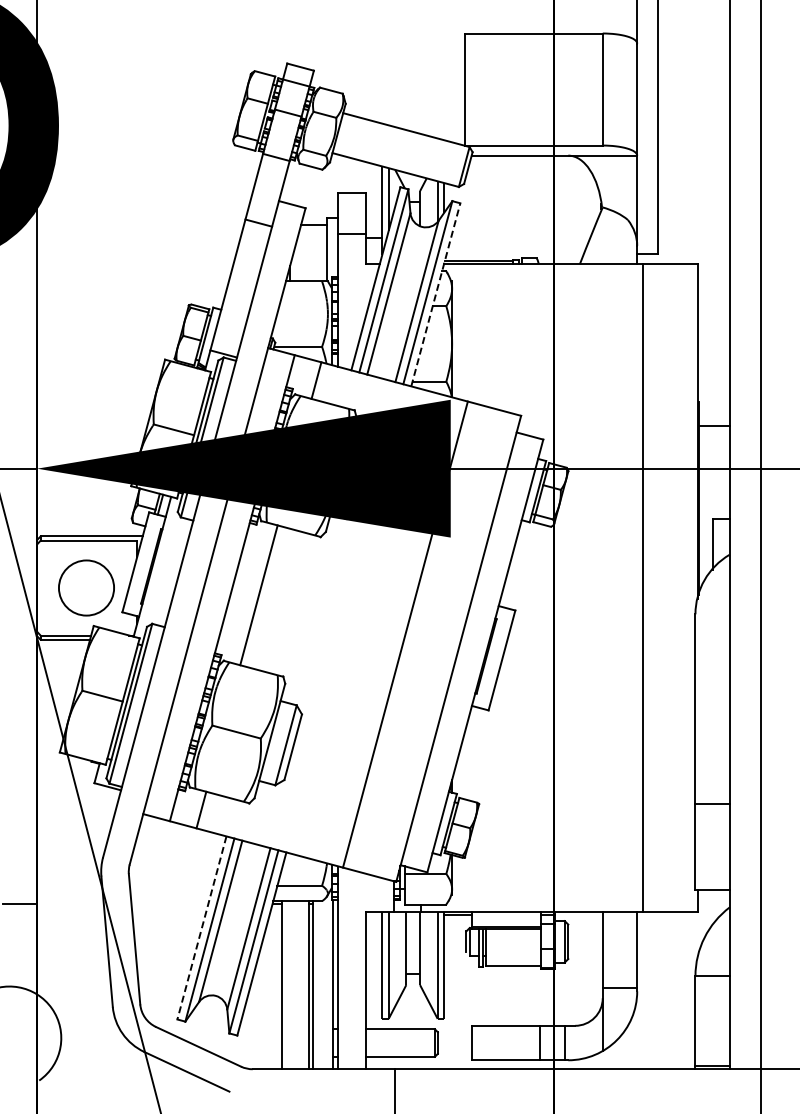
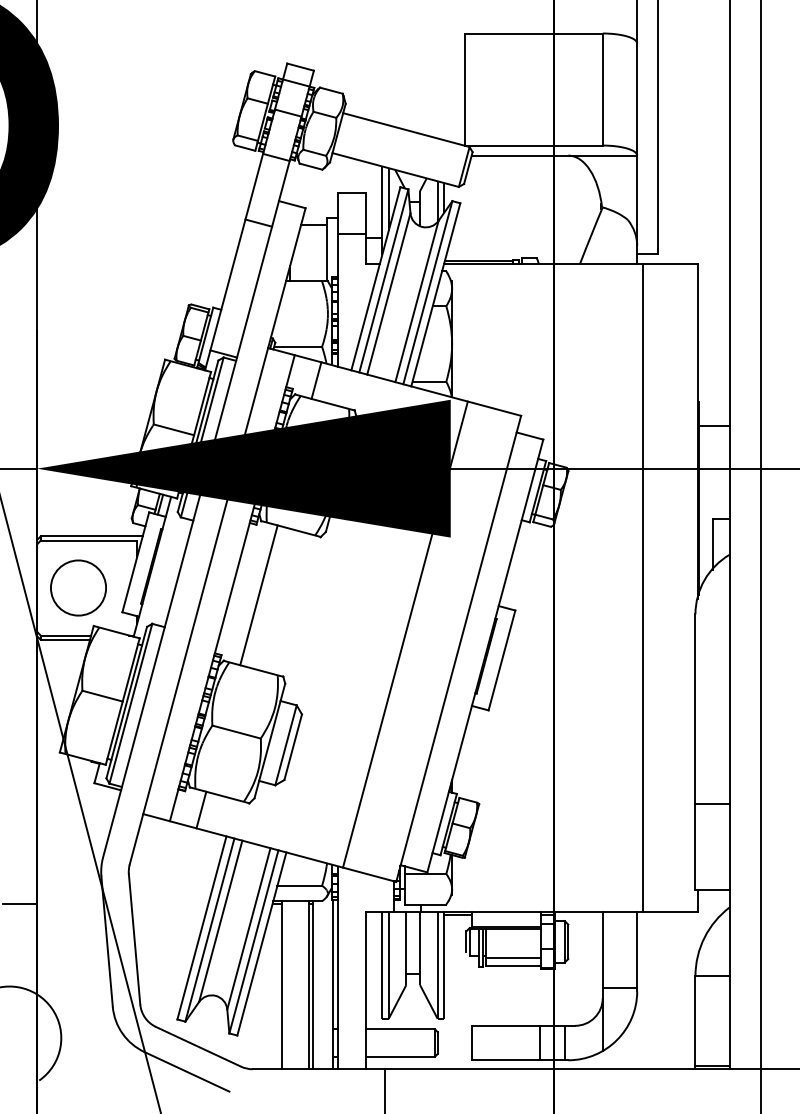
line: dashed -> solid (435, 294)
circle position: (86, 587) -> (78, 587) (78, 587)
line: dashed -> solid (201, 927)
line: none -> present (512, 957)
line position: (395, 1089) -> (385, 1089) (385, 1089)
